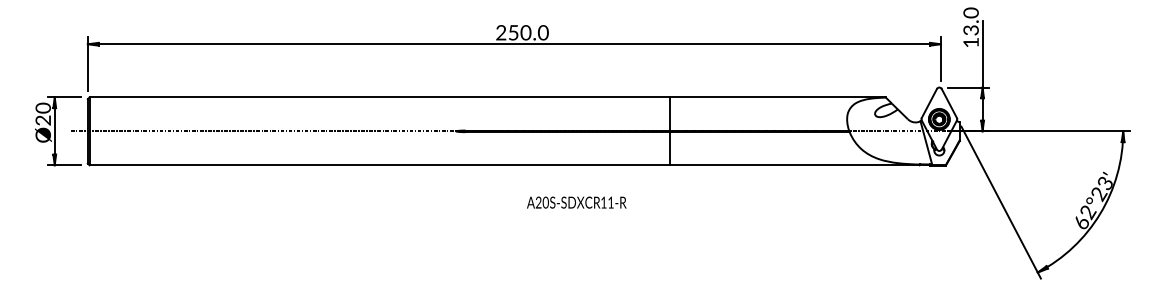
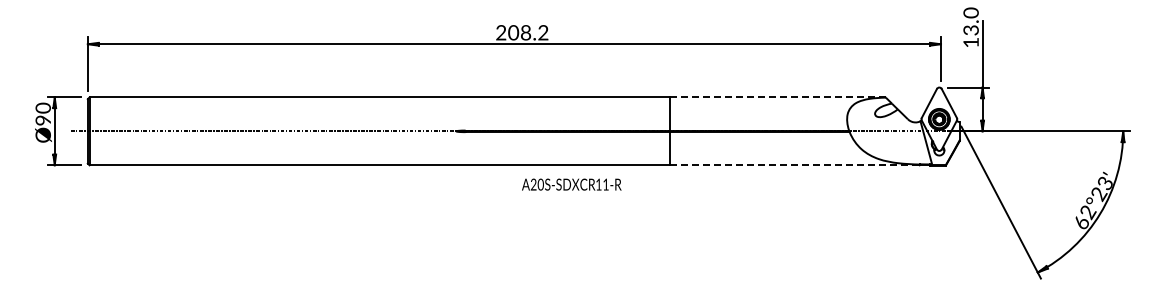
text: 250.0 -> 208.2 (528, 32)
line: solid -> dashed (777, 97)
text: Ø20 -> Ø90 (43, 120)
line: solid -> dashed (795, 165)
text position: (576, 202) -> (571, 184) (571, 184)
